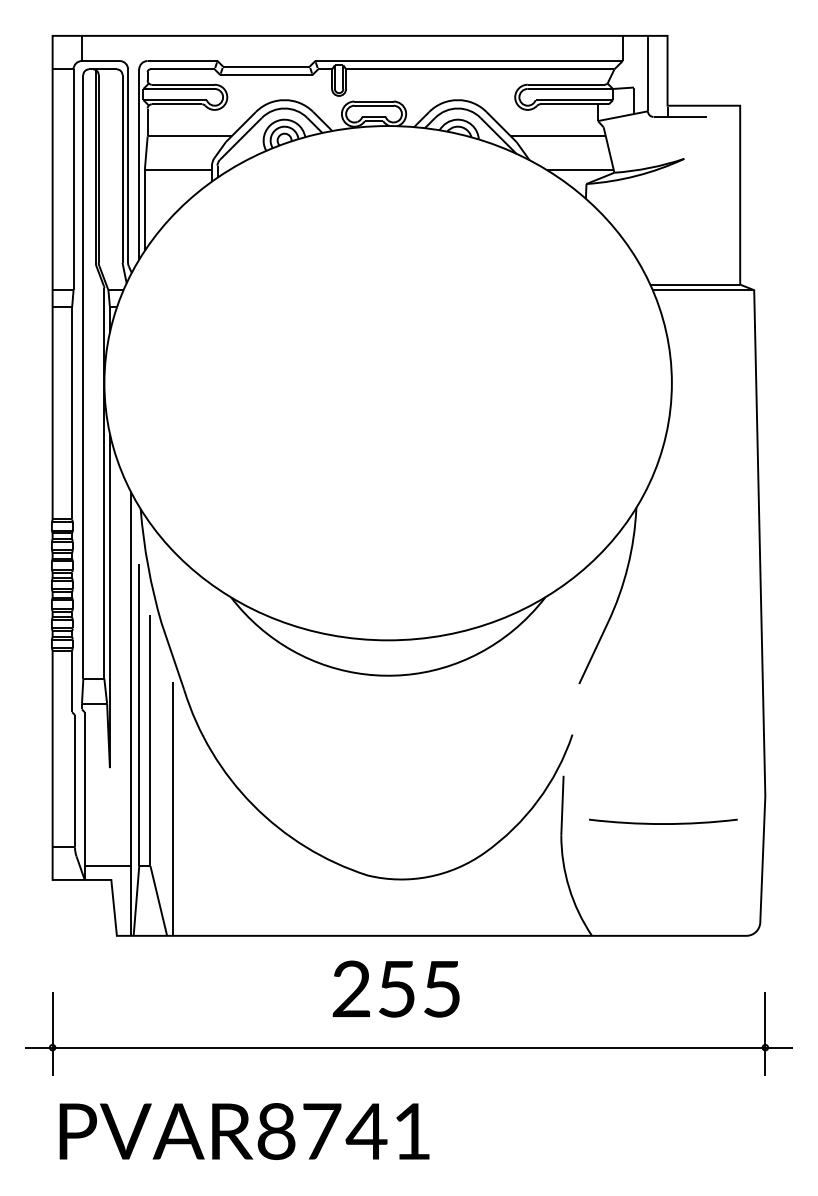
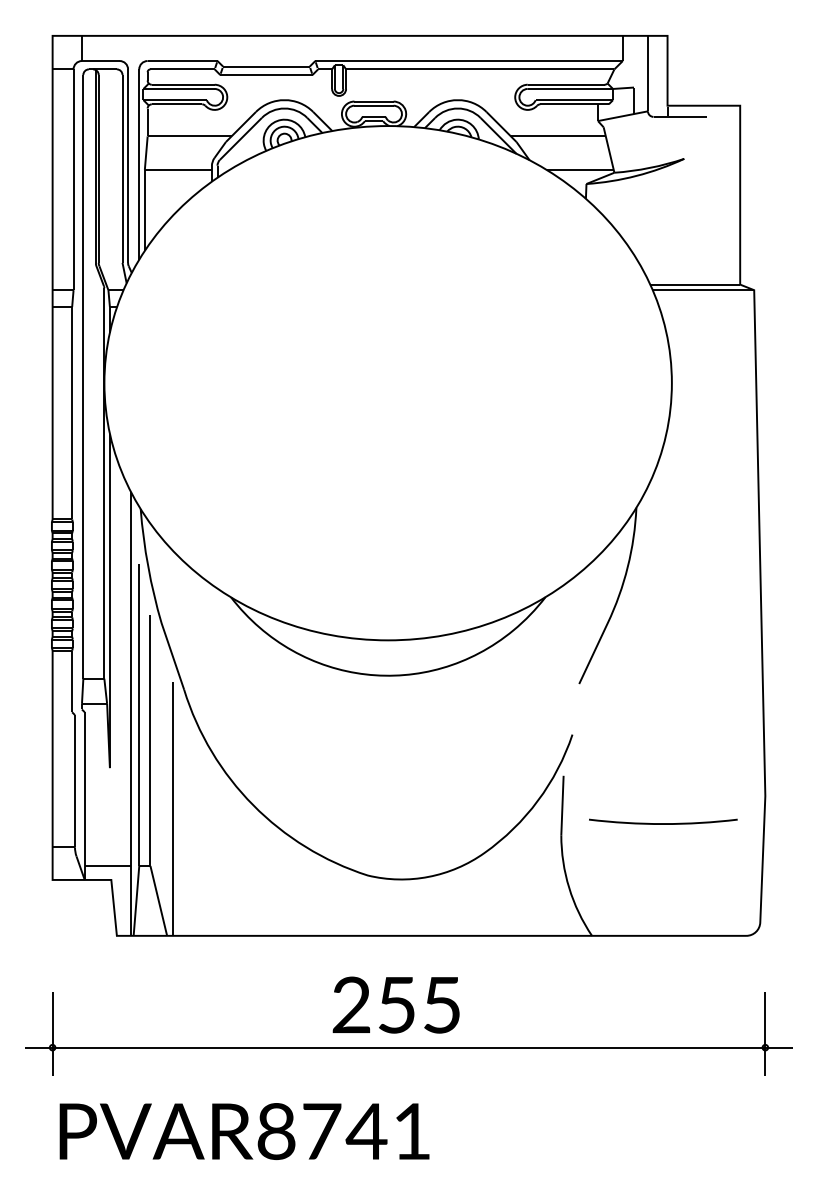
text position: (395, 988) -> (395, 1004) (395, 1004)
